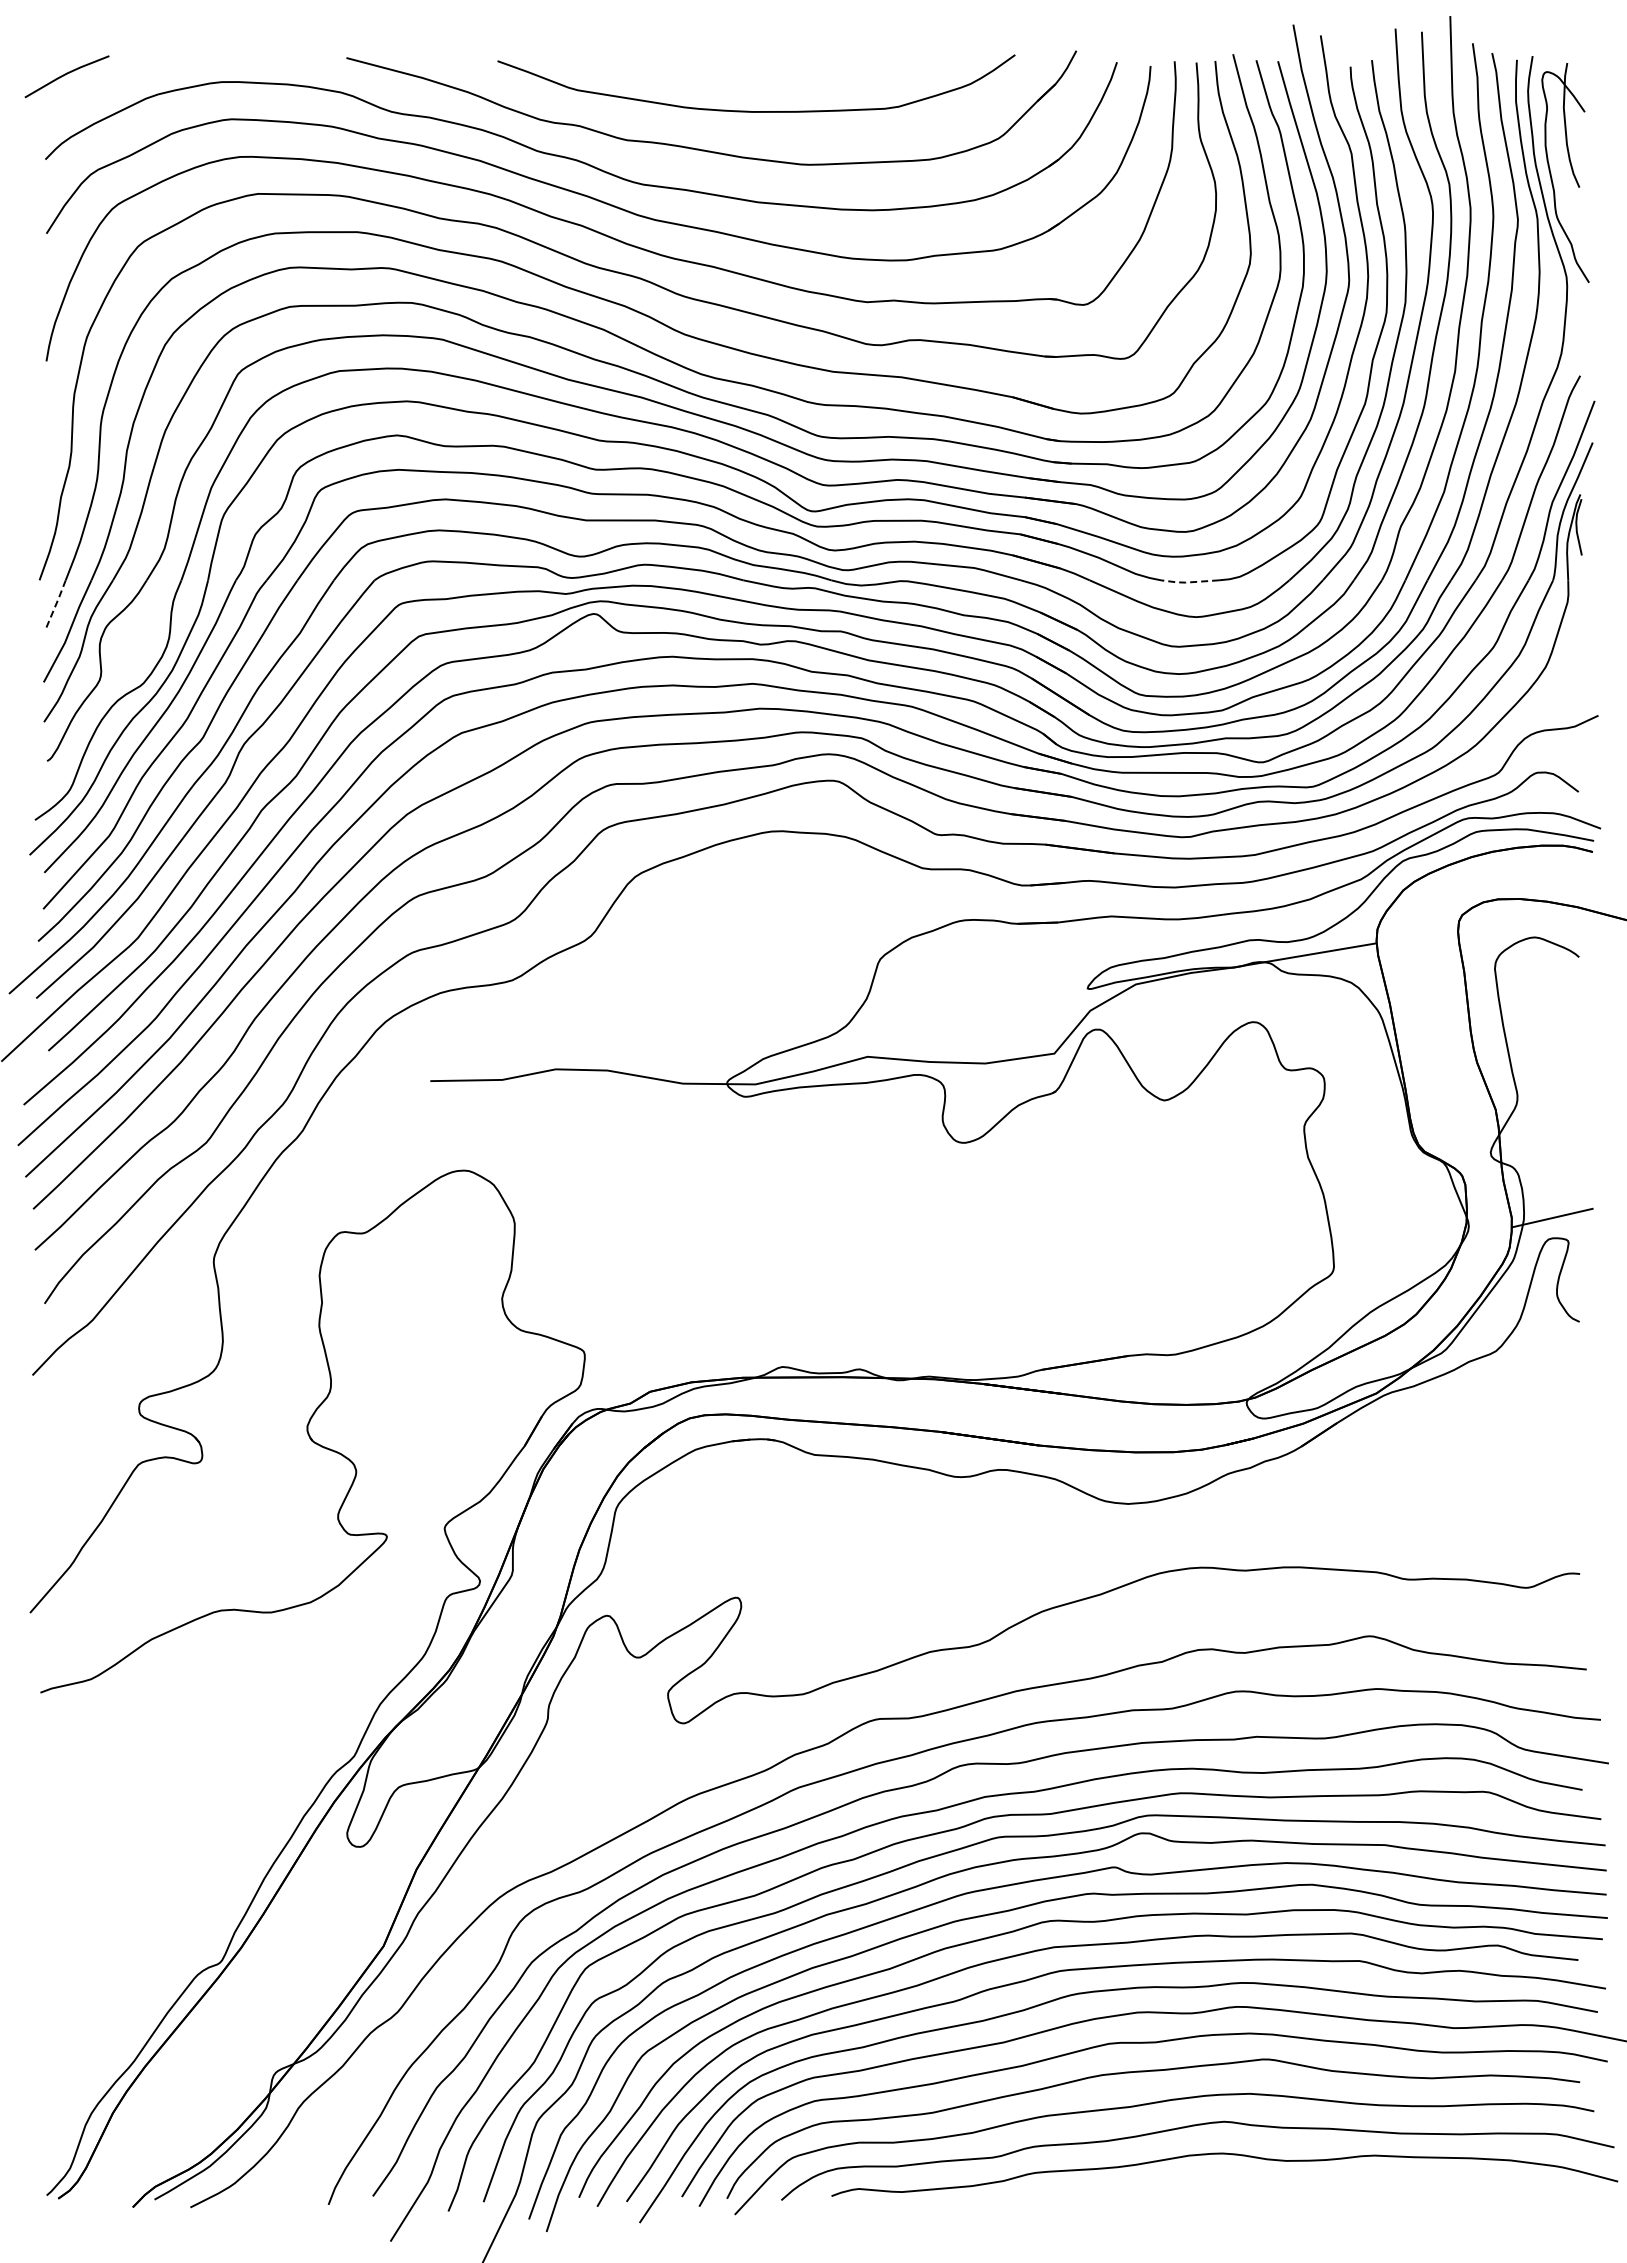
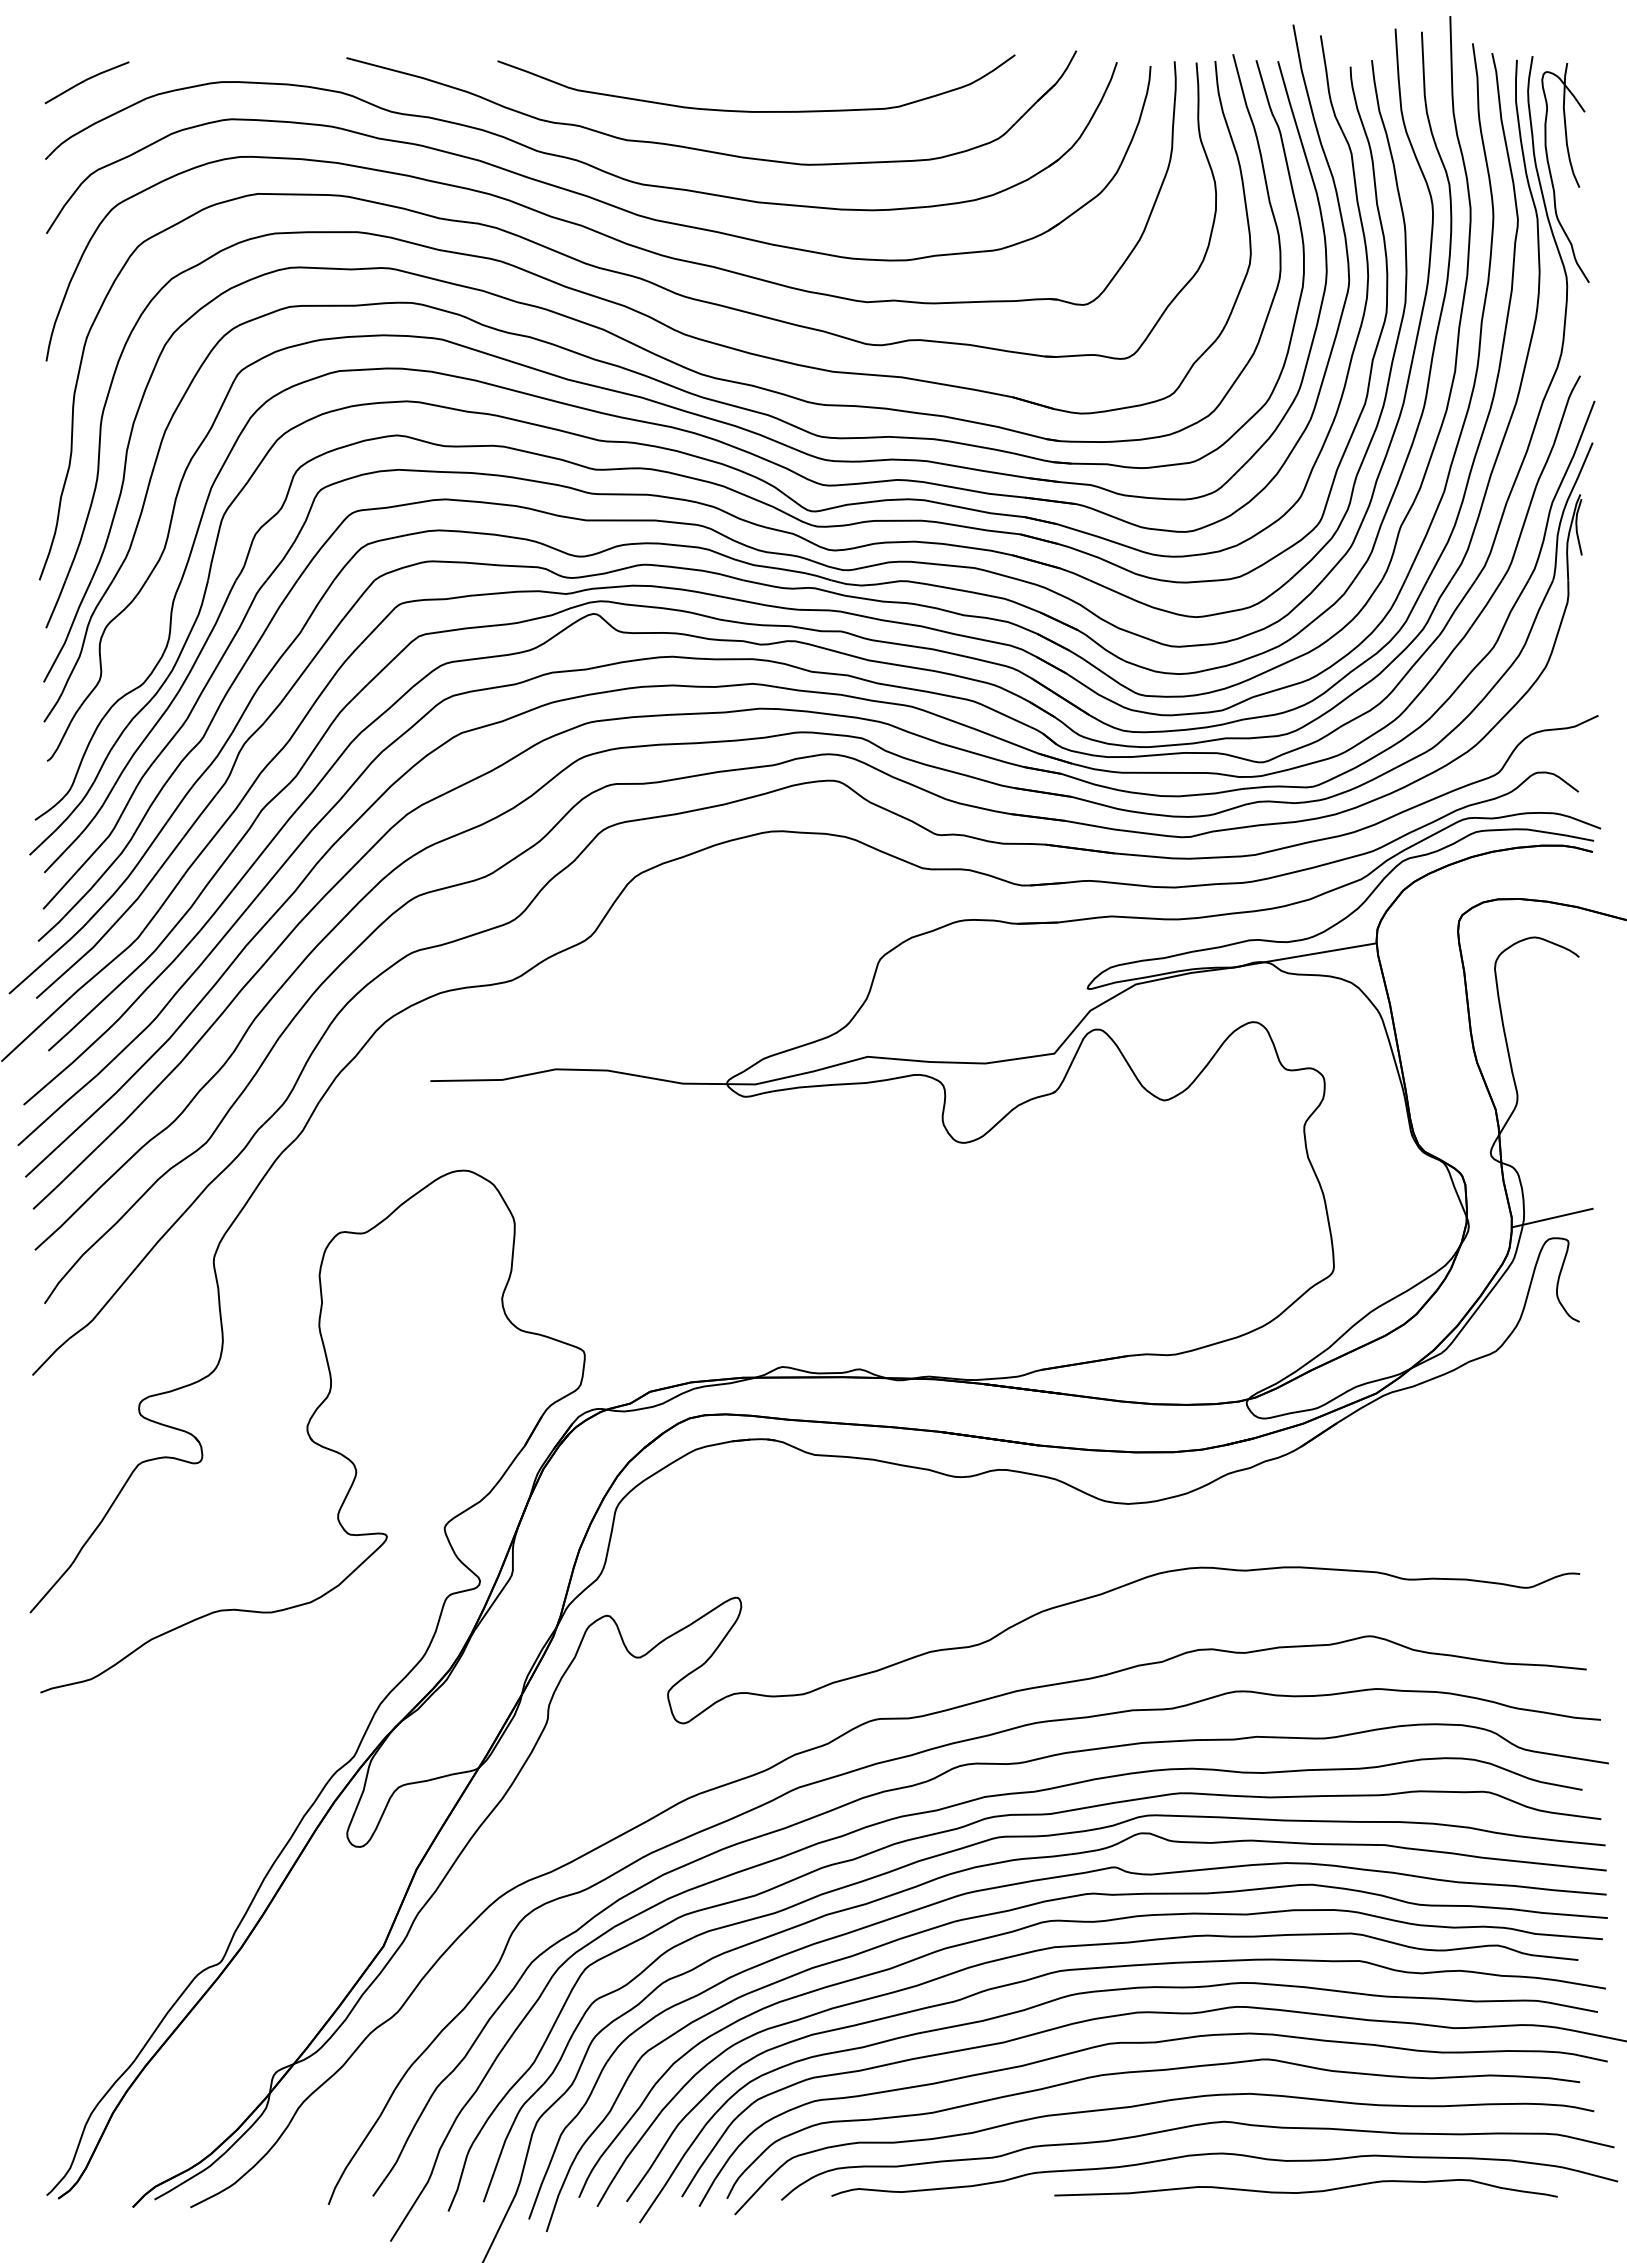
line position: (65, 75) -> (85, 81) (85, 81)
line: dashed -> solid (1188, 582)
line: dashed -> solid (56, 604)
curve: none -> present (1305, 2191)
